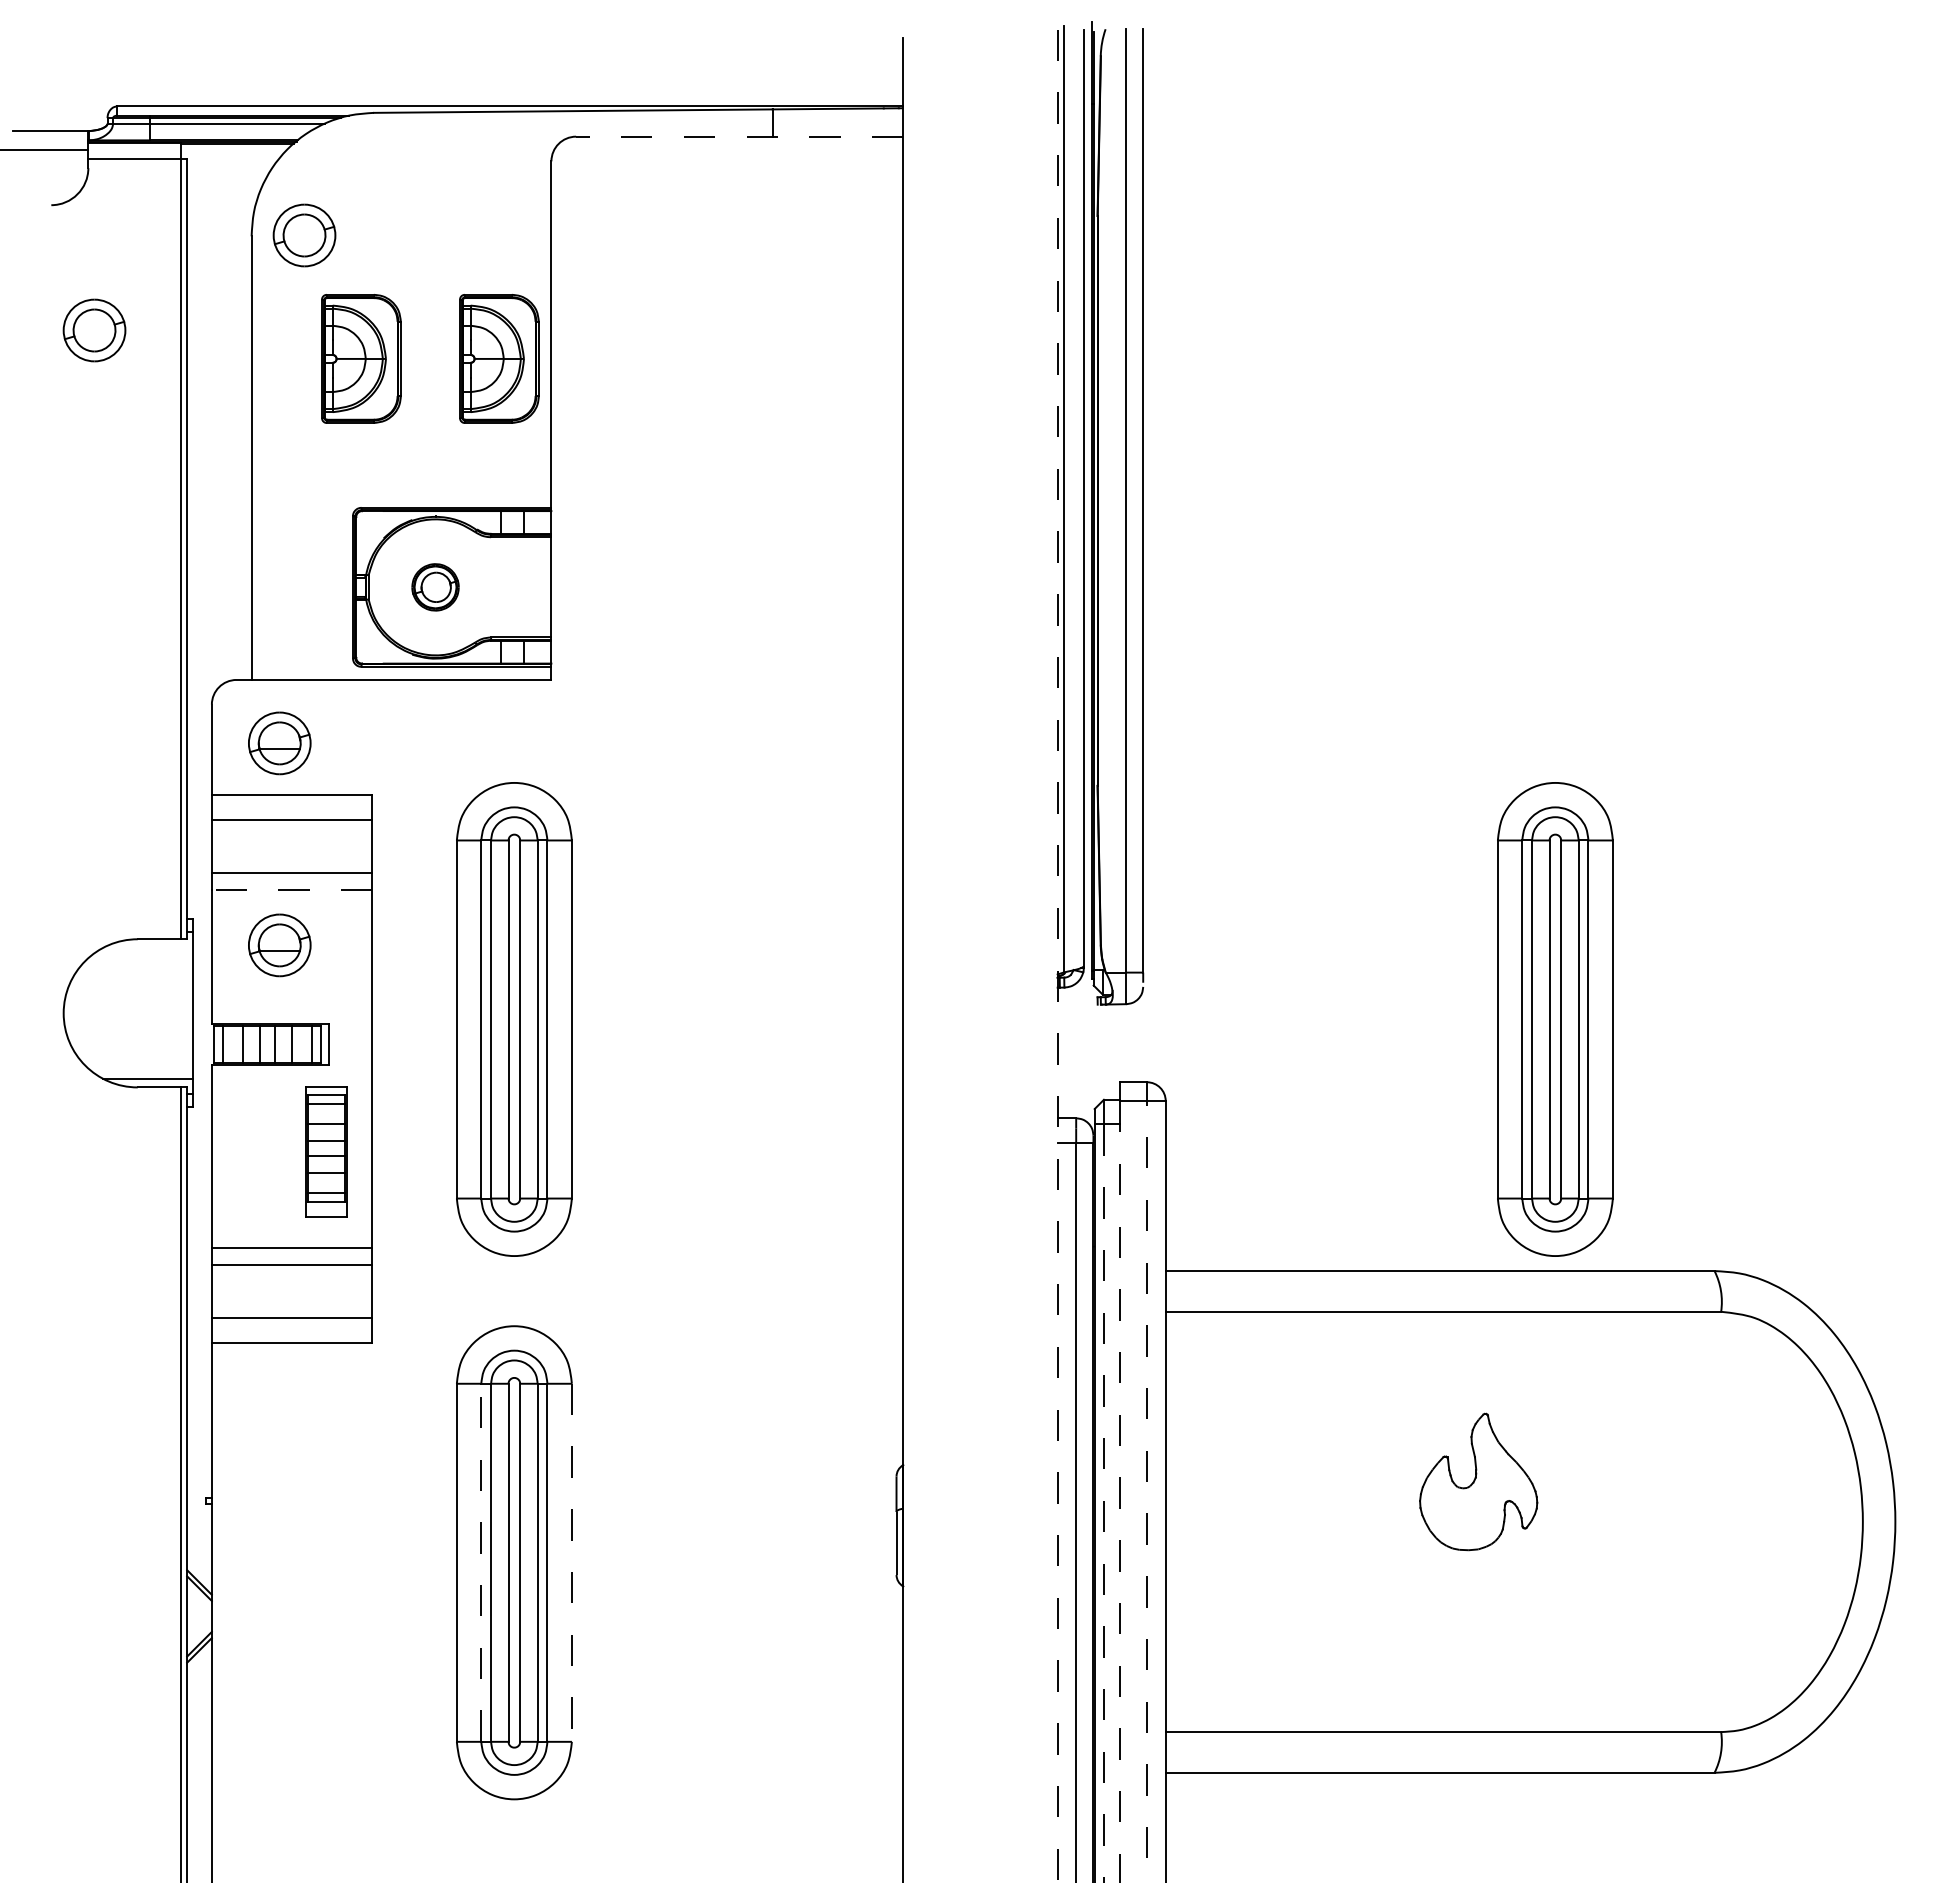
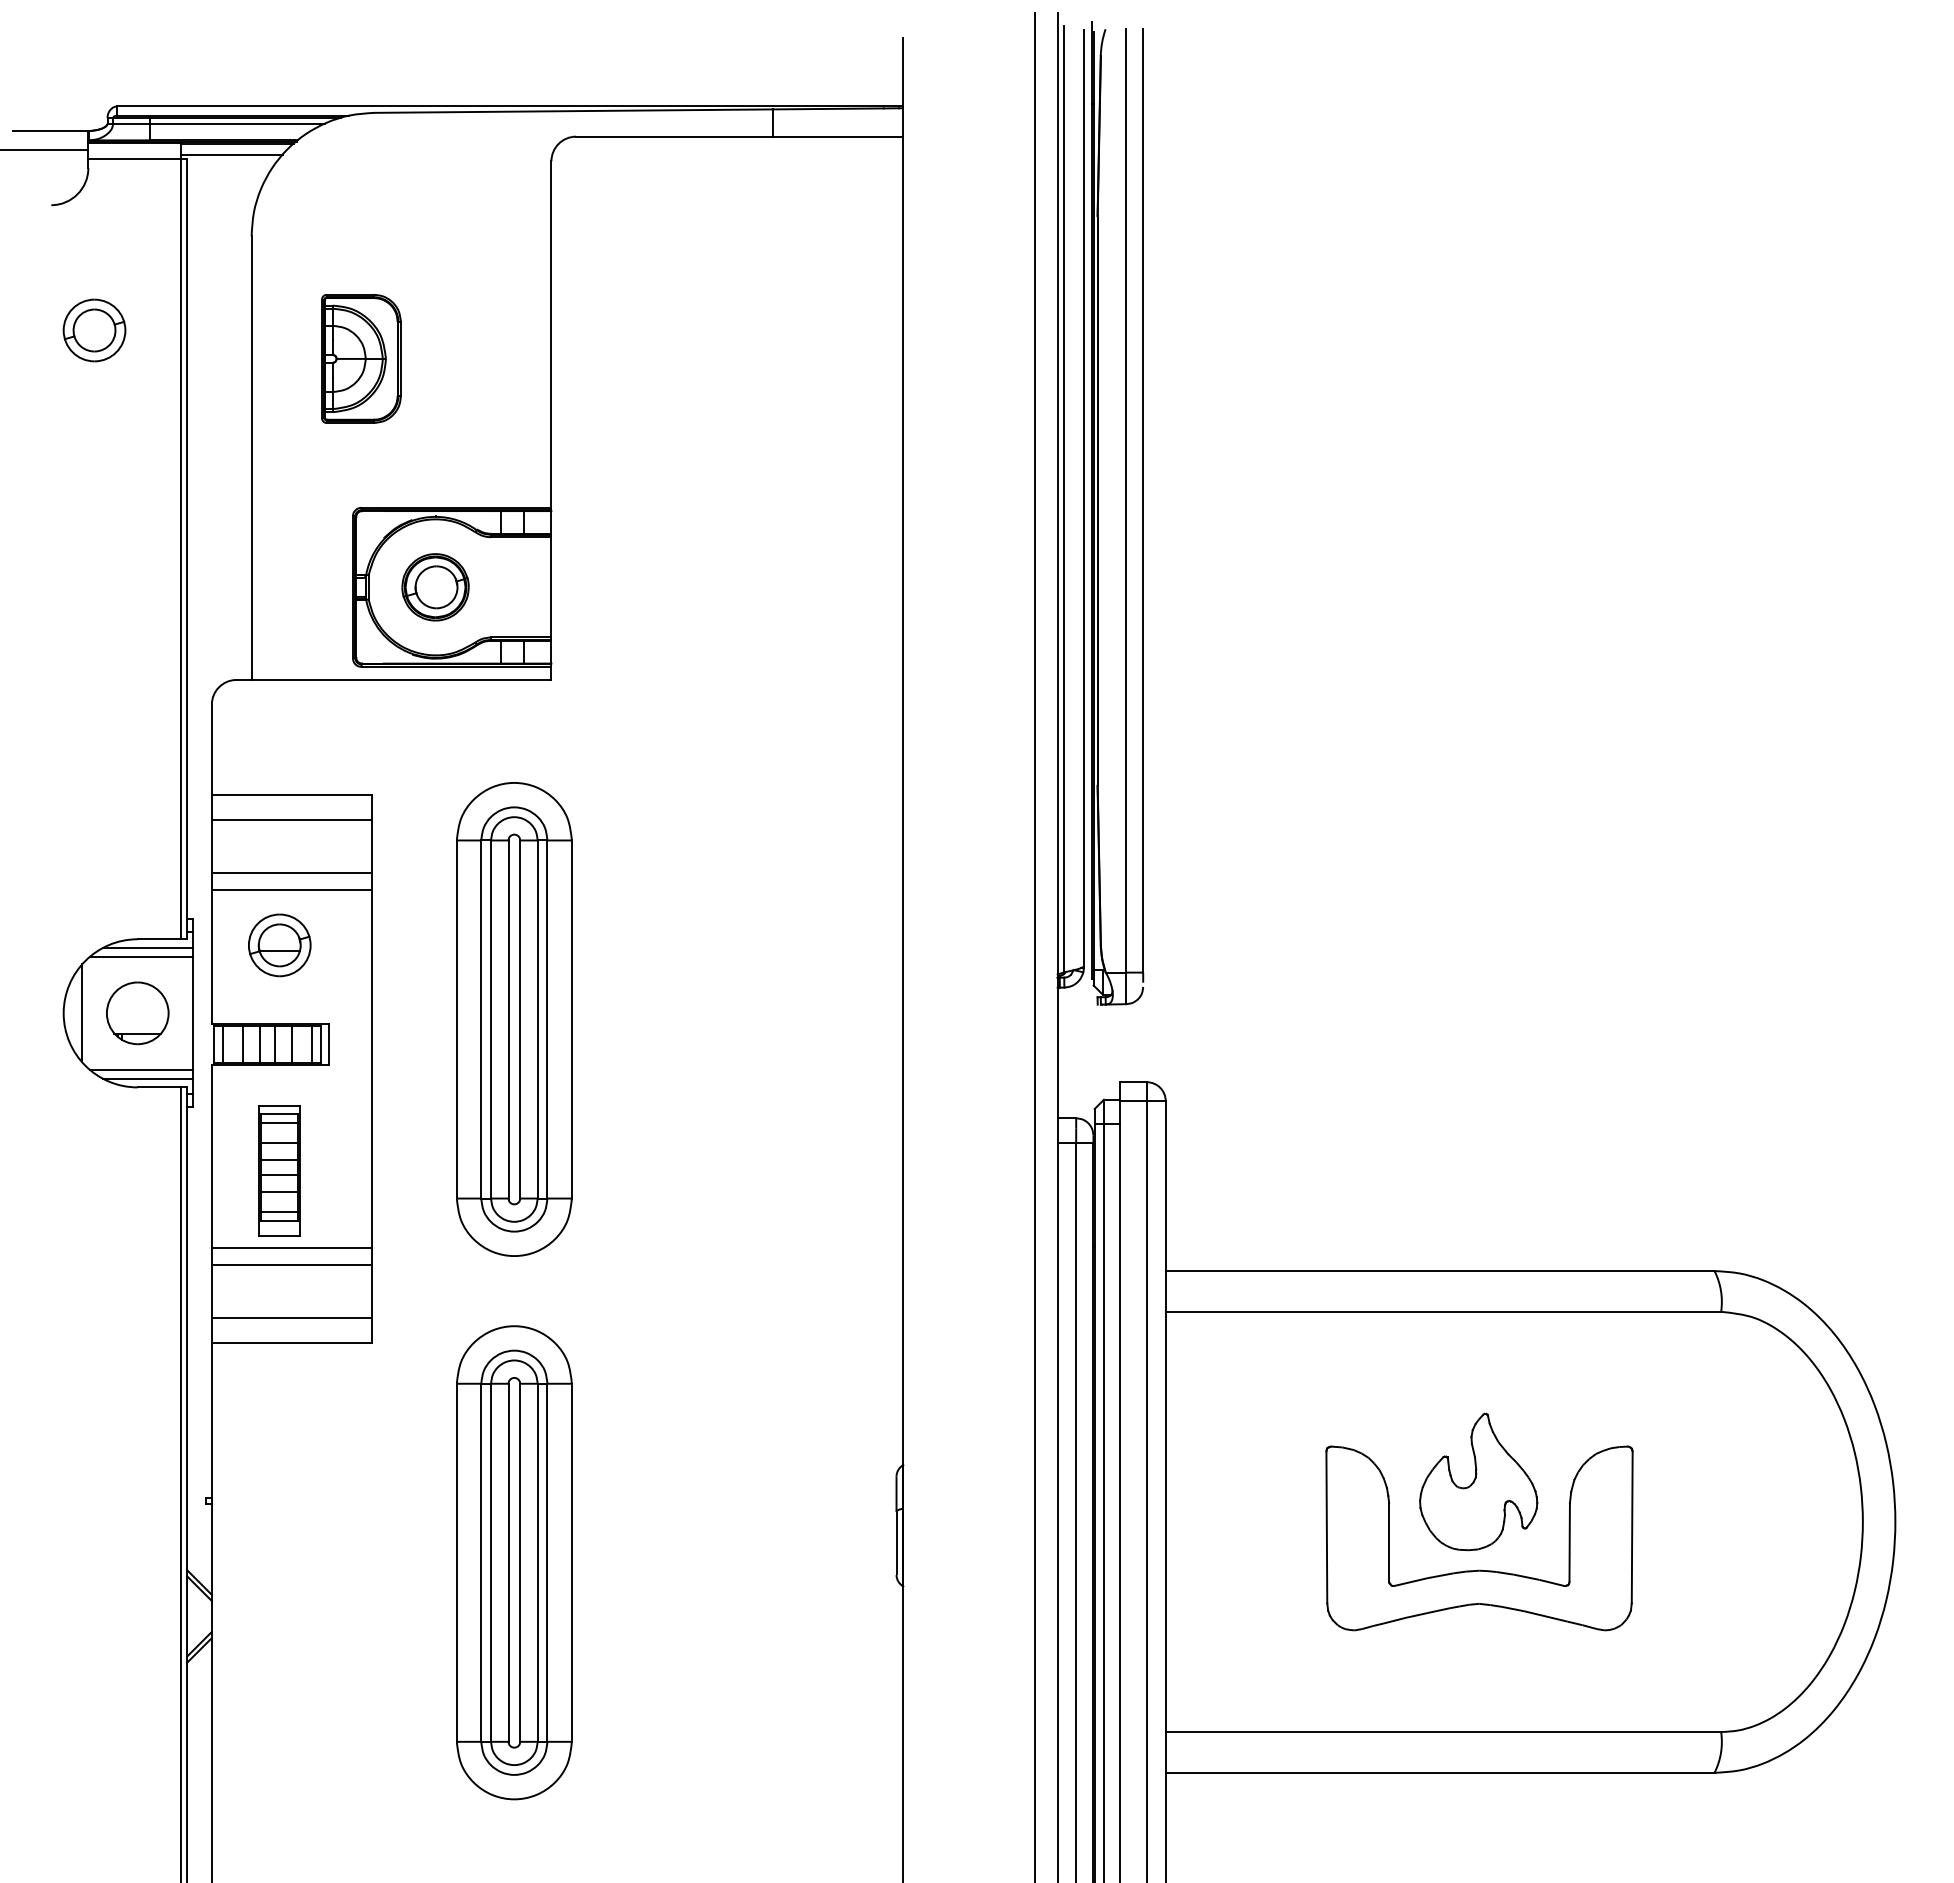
line: dashed -> solid (739, 136)
line: none -> present (231, 155)
part: present -> none (304, 235)
part: present -> none (499, 358)
part size: 49x49 px -> 69x69 px (435, 587)
part: present -> none (279, 743)
line: dashed -> solid (291, 890)
line: none -> present (1034, 946)
line: none -> present (147, 947)
line: dashed -> solid (1057, 948)
line: none -> present (141, 956)
line: none -> present (82, 1013)
part: none -> present (137, 1013)
part: present -> none (1555, 1019)
line: none -> present (141, 1069)
part position: (326, 1151) -> (279, 1170) (279, 1170)
line: dashed -> solid (1119, 1492)
line: dashed -> solid (1146, 1492)
line: dashed -> solid (1103, 1503)
line: dashed -> solid (481, 1562)
line: dashed -> solid (571, 1563)
part: none -> present (1479, 1569)
